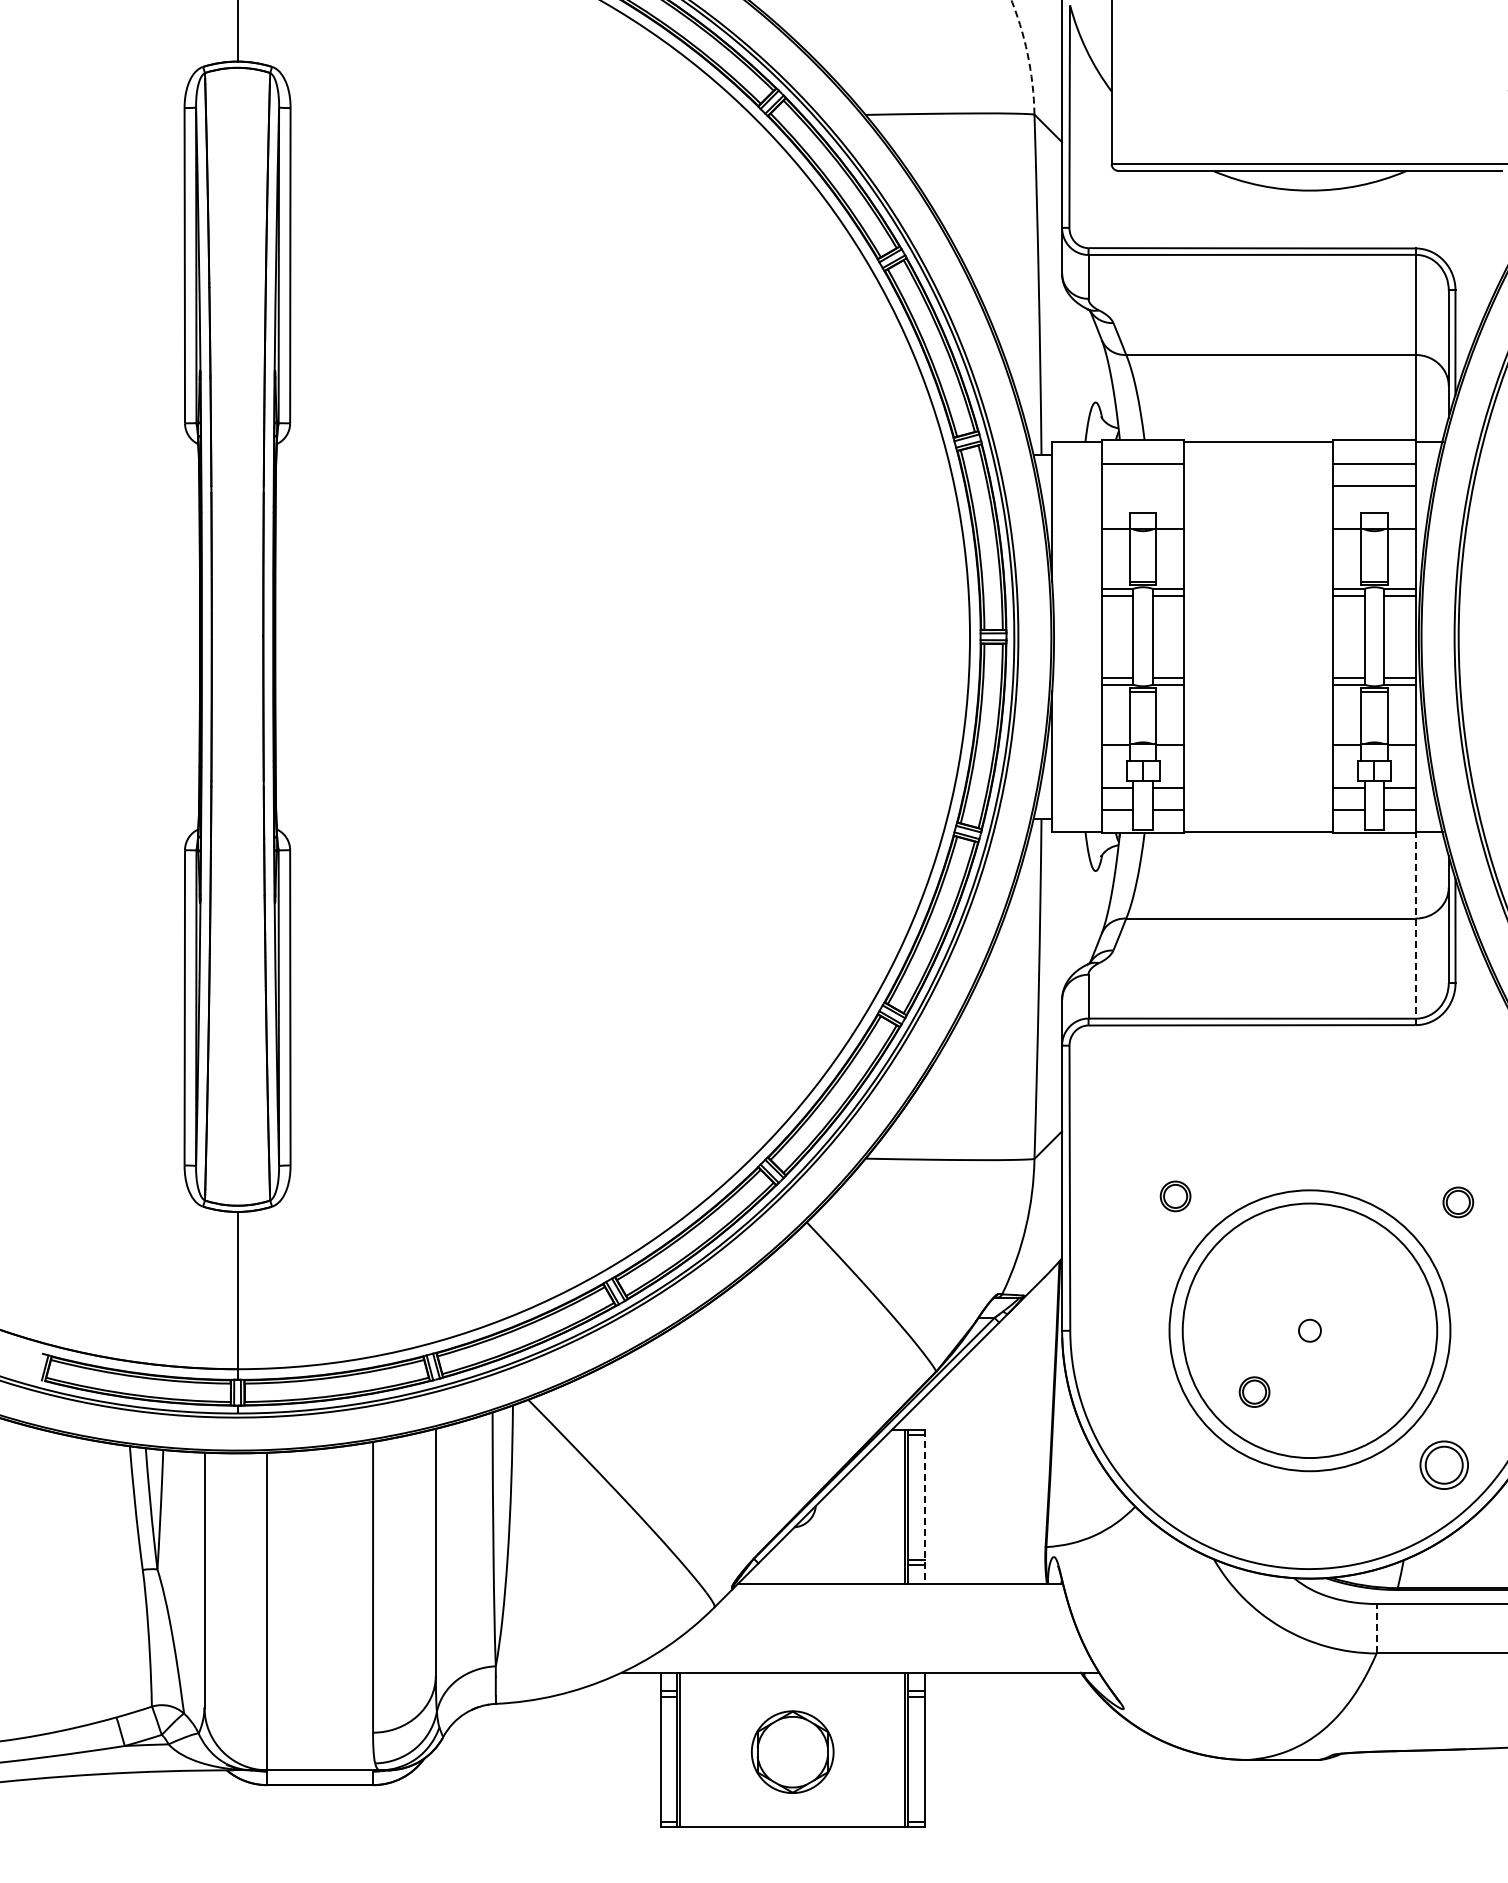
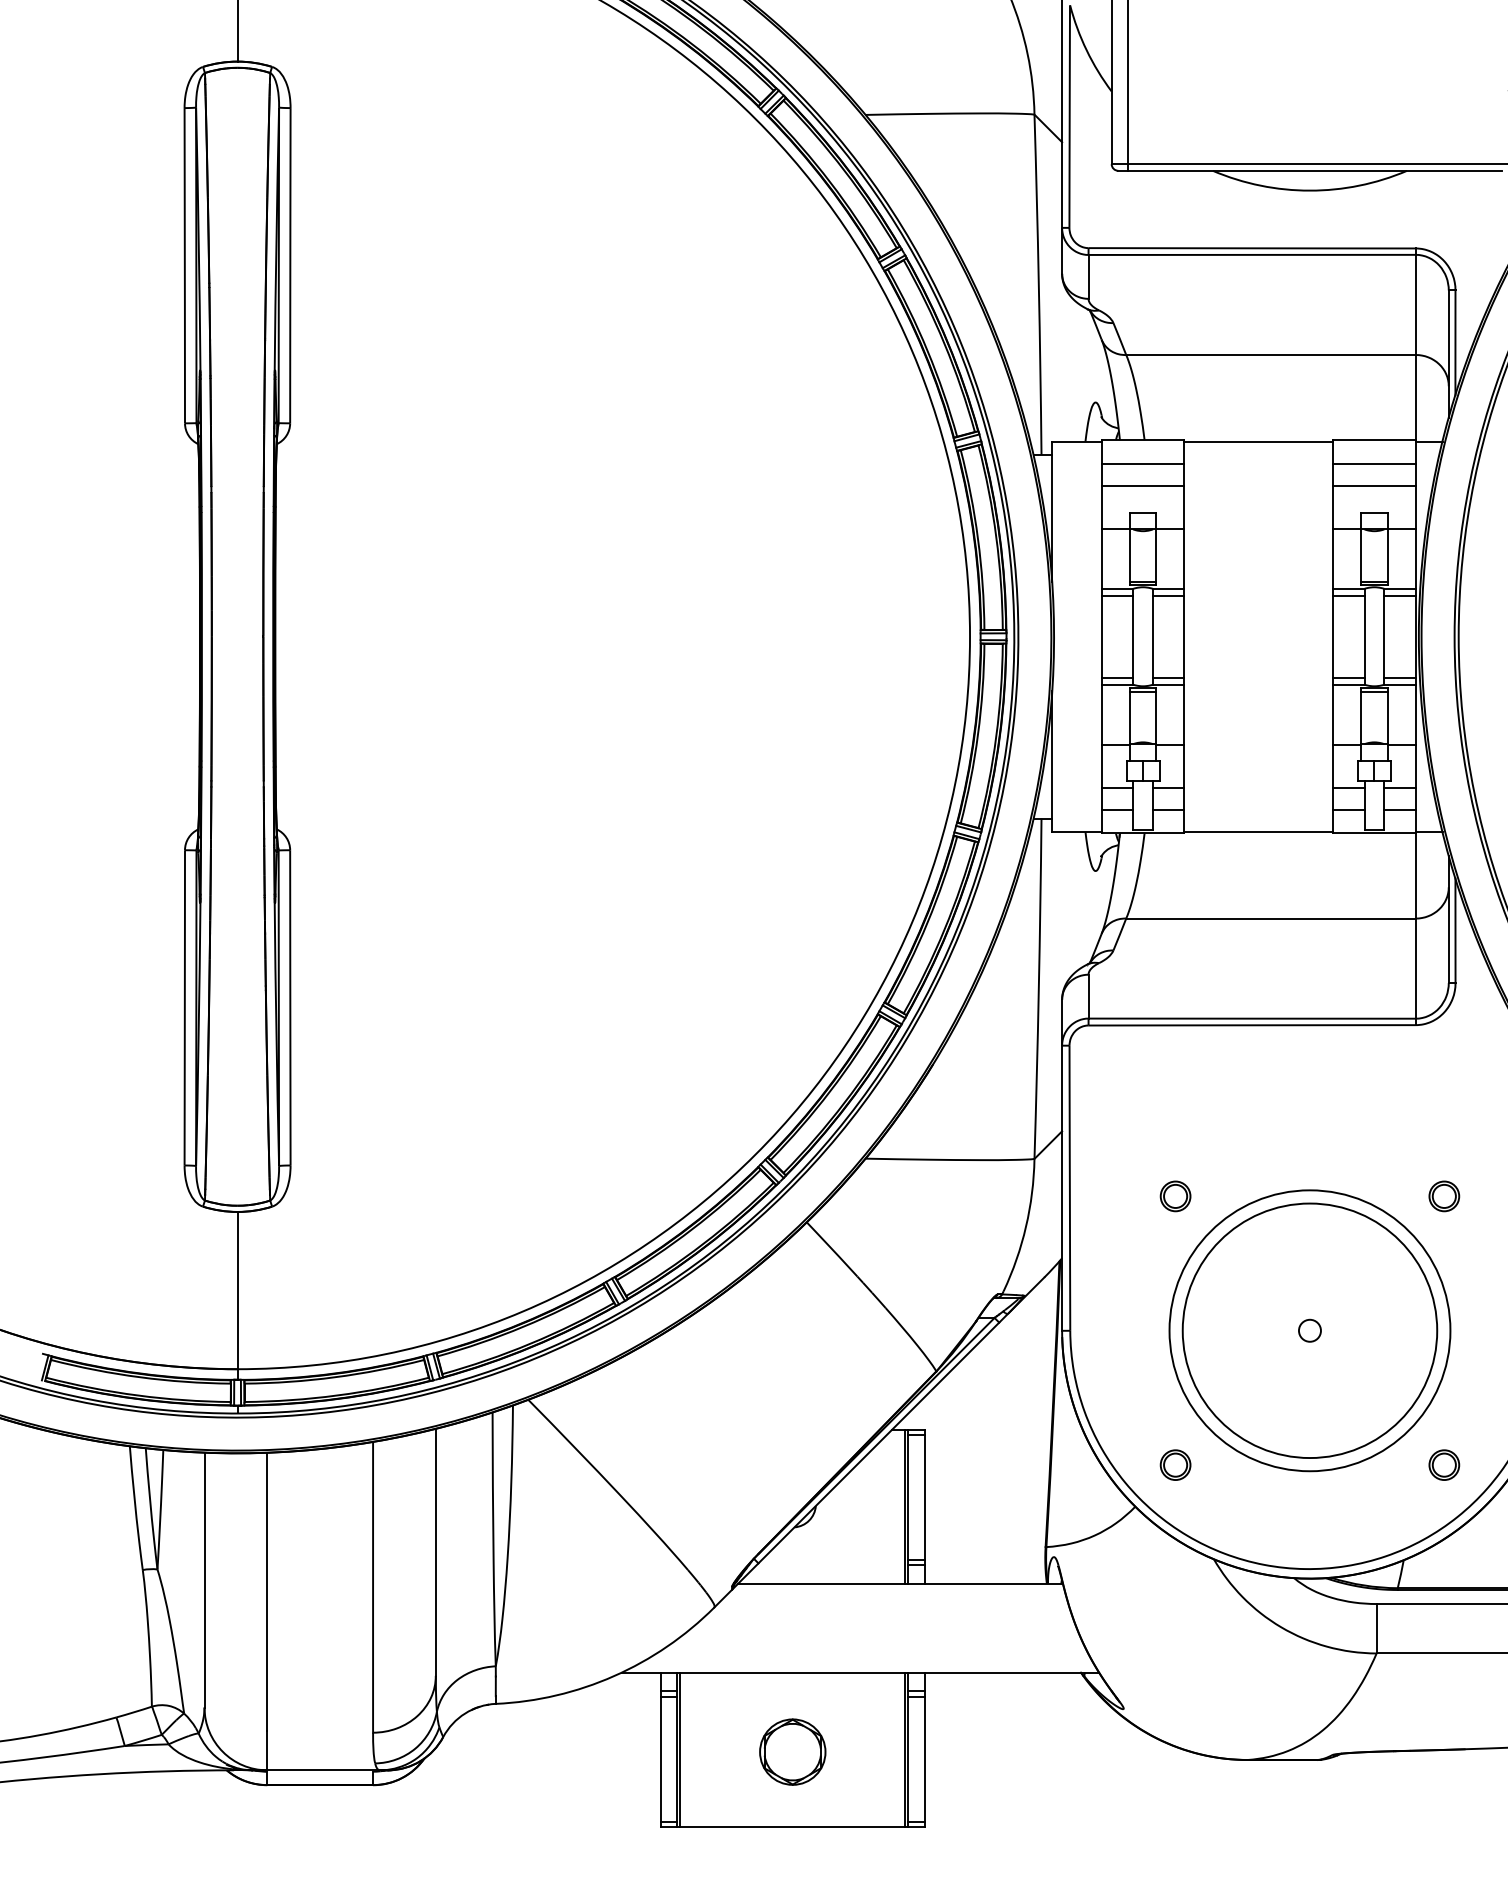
arc: dashed -> solid (1027, 55)
line: none -> present (1128, 86)
line: none -> present (1142, 486)
line: dashed -> solid (1415, 929)
part position: (1458, 1202) -> (1444, 1196) (1444, 1196)
part position: (1254, 1391) -> (1175, 1464) (1175, 1464)
part size: 50x50 px -> 33x32 px (1444, 1464)
line: dashed -> solid (924, 1506)
line: dashed -> solid (1376, 1628)
part size: 84x84 px -> 68x68 px (792, 1751)
